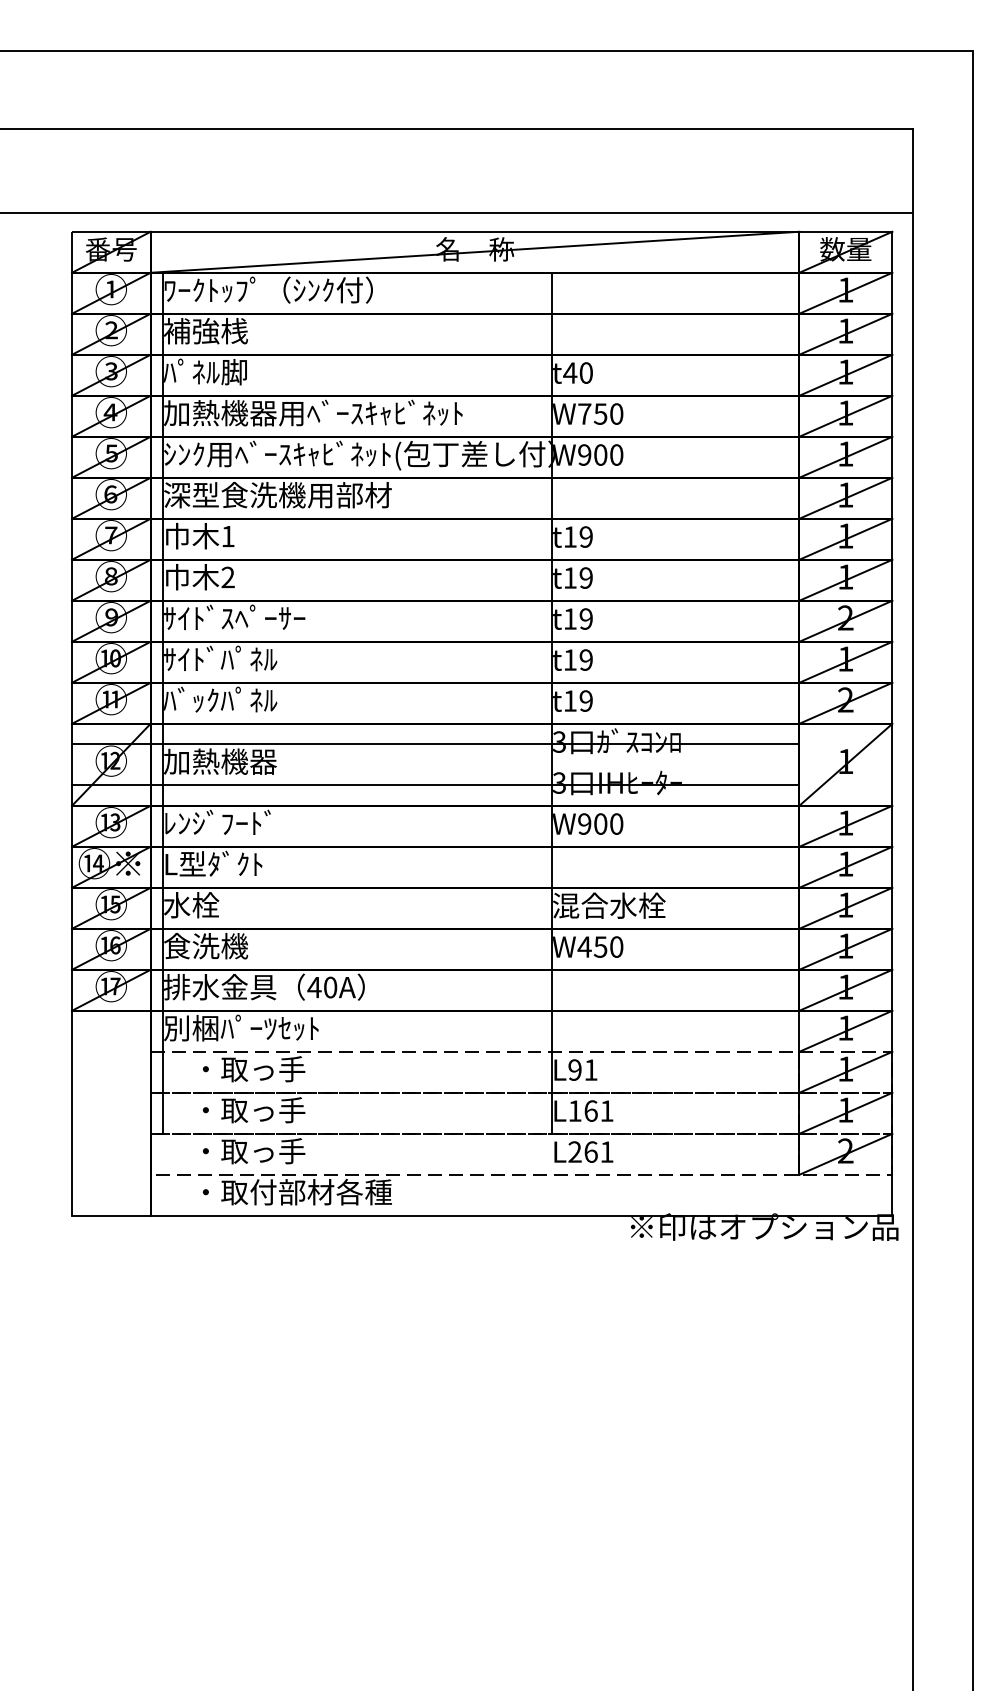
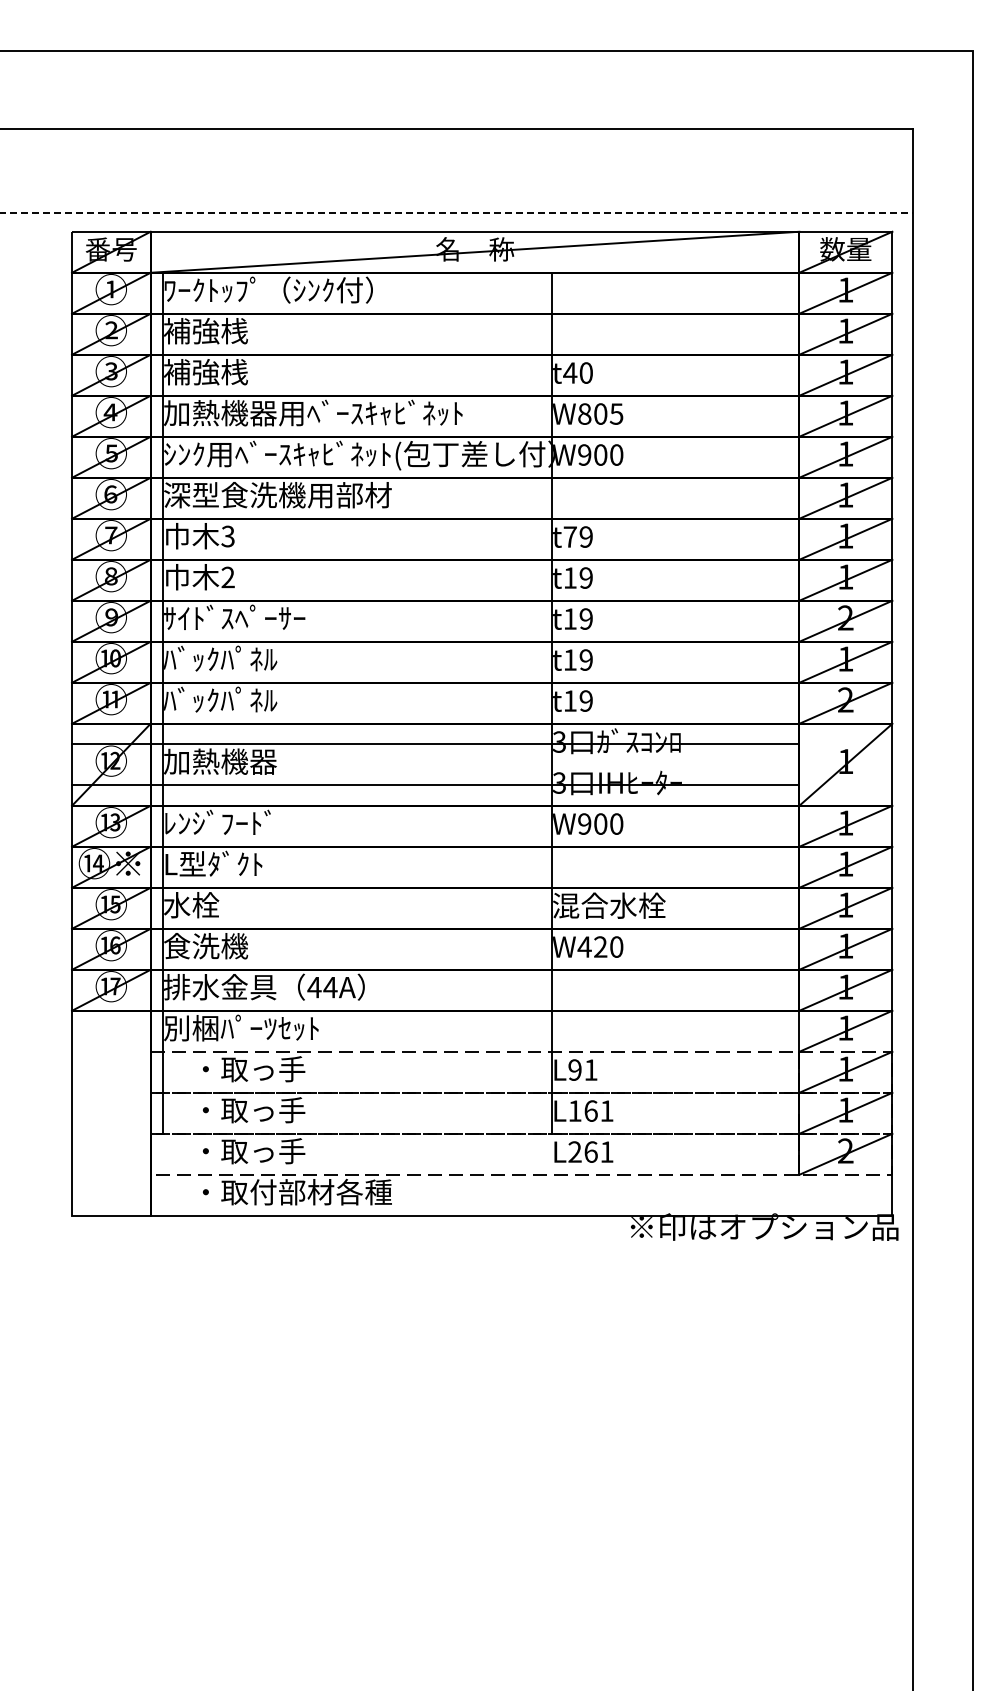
line: solid -> dashed (456, 213)
text: ﾊﾟﾈﾙ脚 -> 補強桟 (205, 371)
text: W750 -> W805 (600, 413)
text: 1 -> 3 (227, 536)
text: t19 -> t79 (569, 536)
text: ｻｲﾄﾞﾊﾟﾈﾙ -> ﾊﾞｯｸﾊﾟﾈﾙ (191, 658)
text: W450 -> W420 (600, 946)
text: 40A -> 44A (330, 987)
